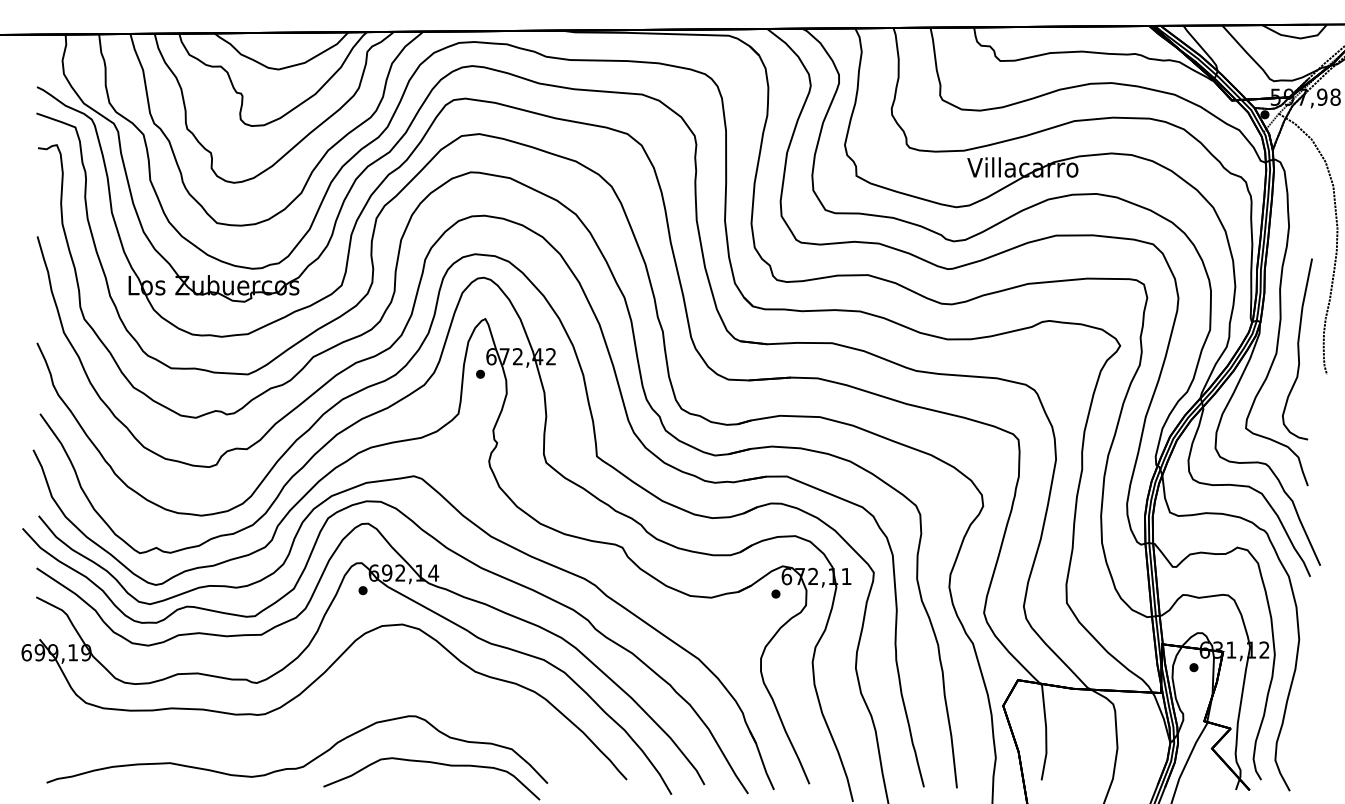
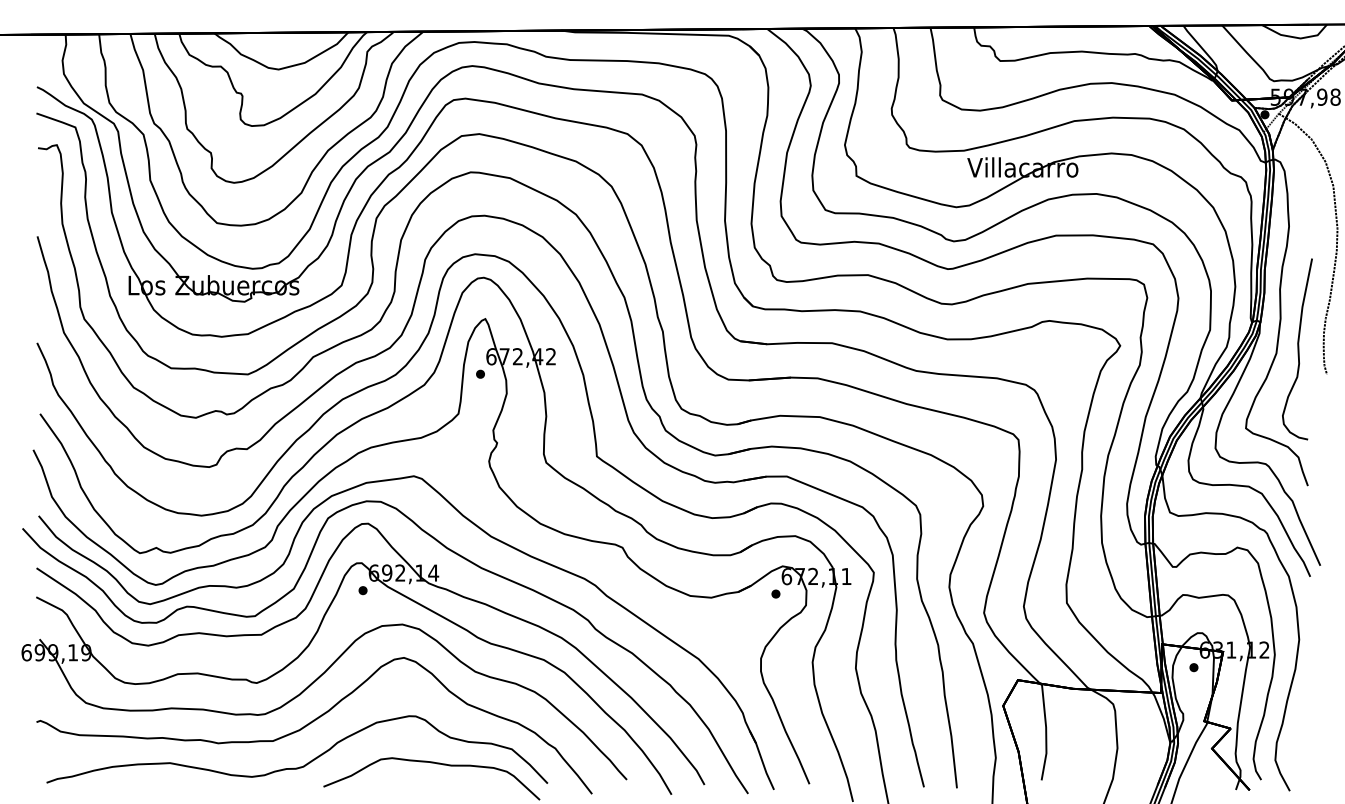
part: none -> present (314, 725)
